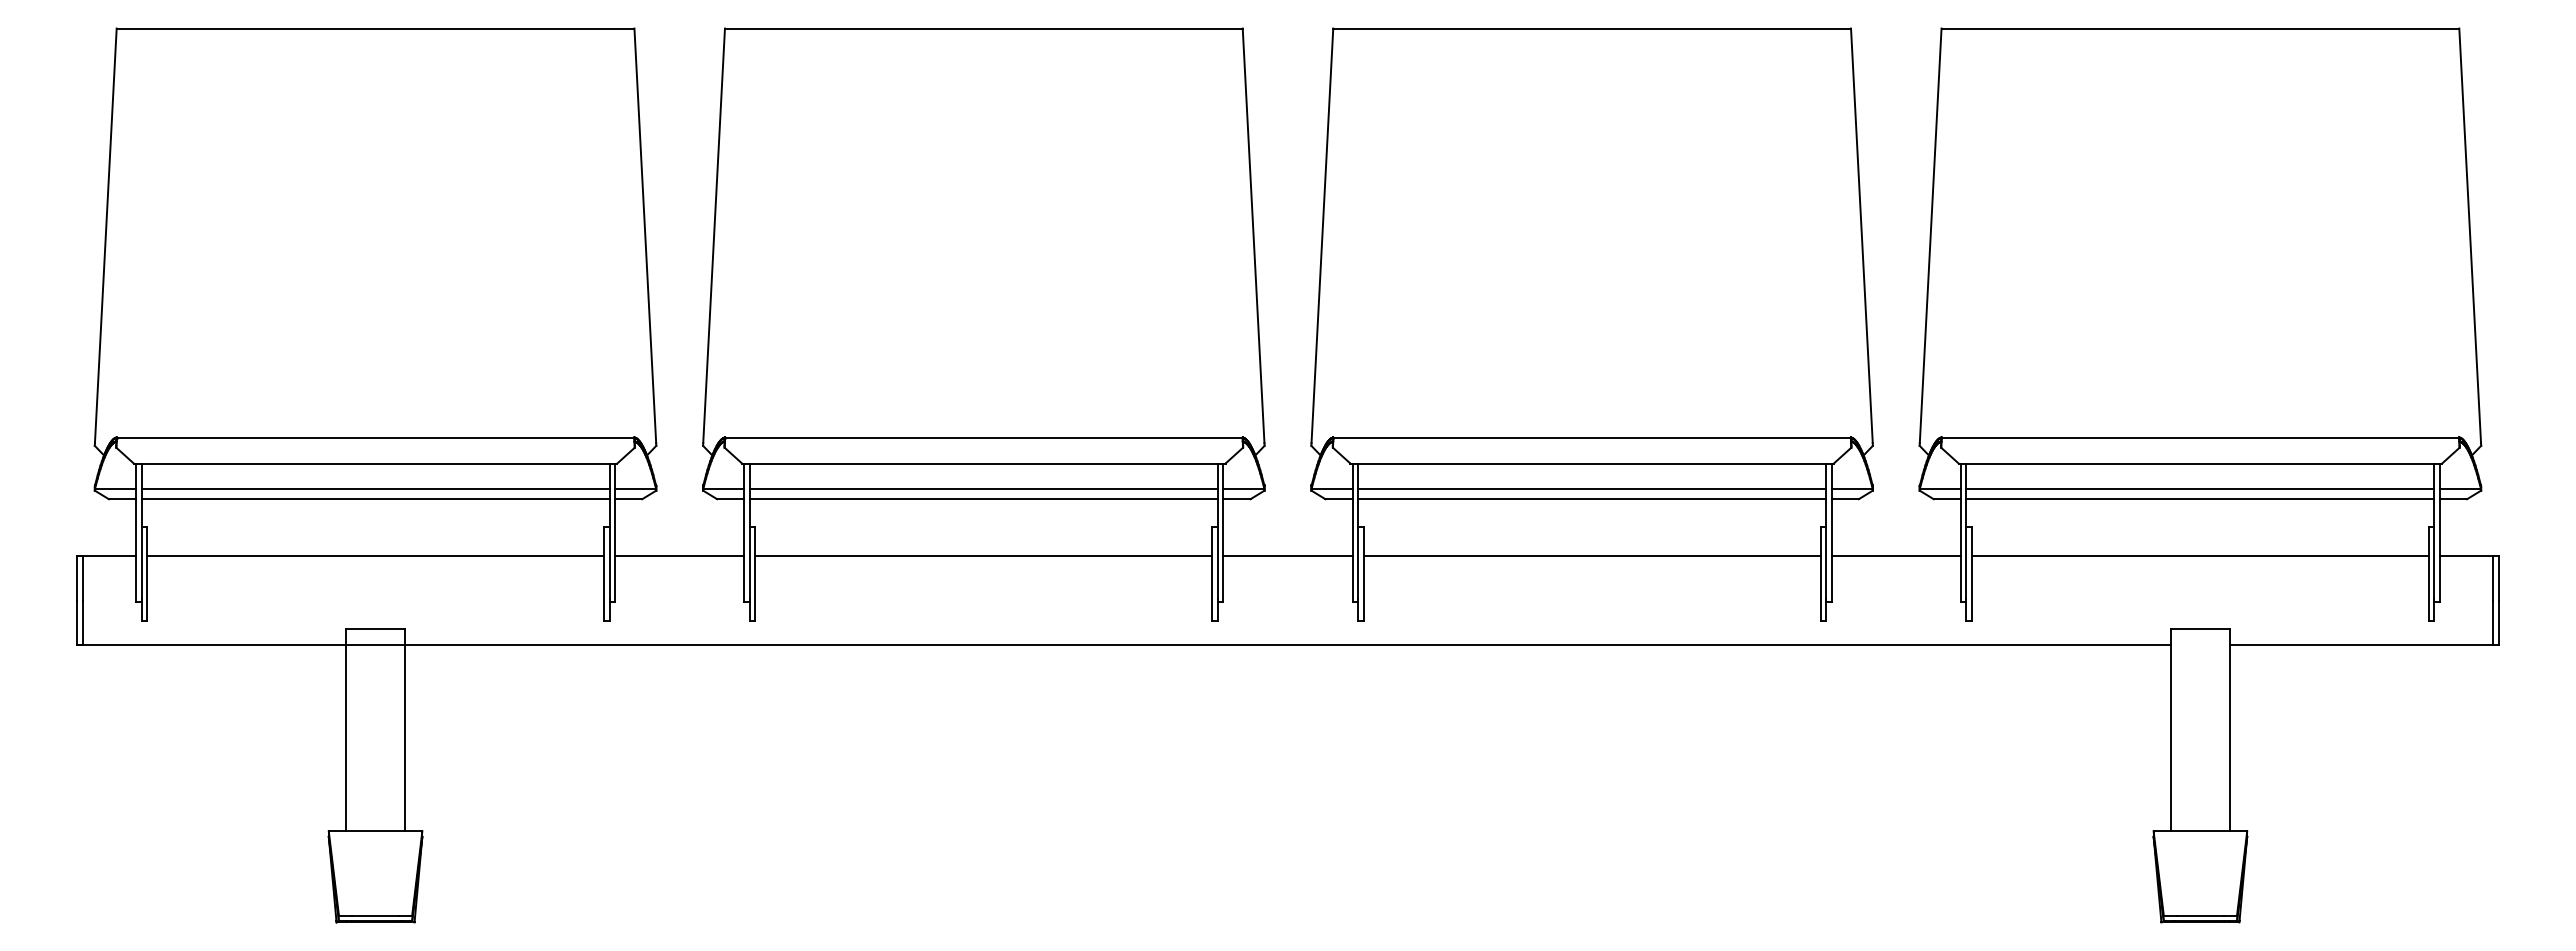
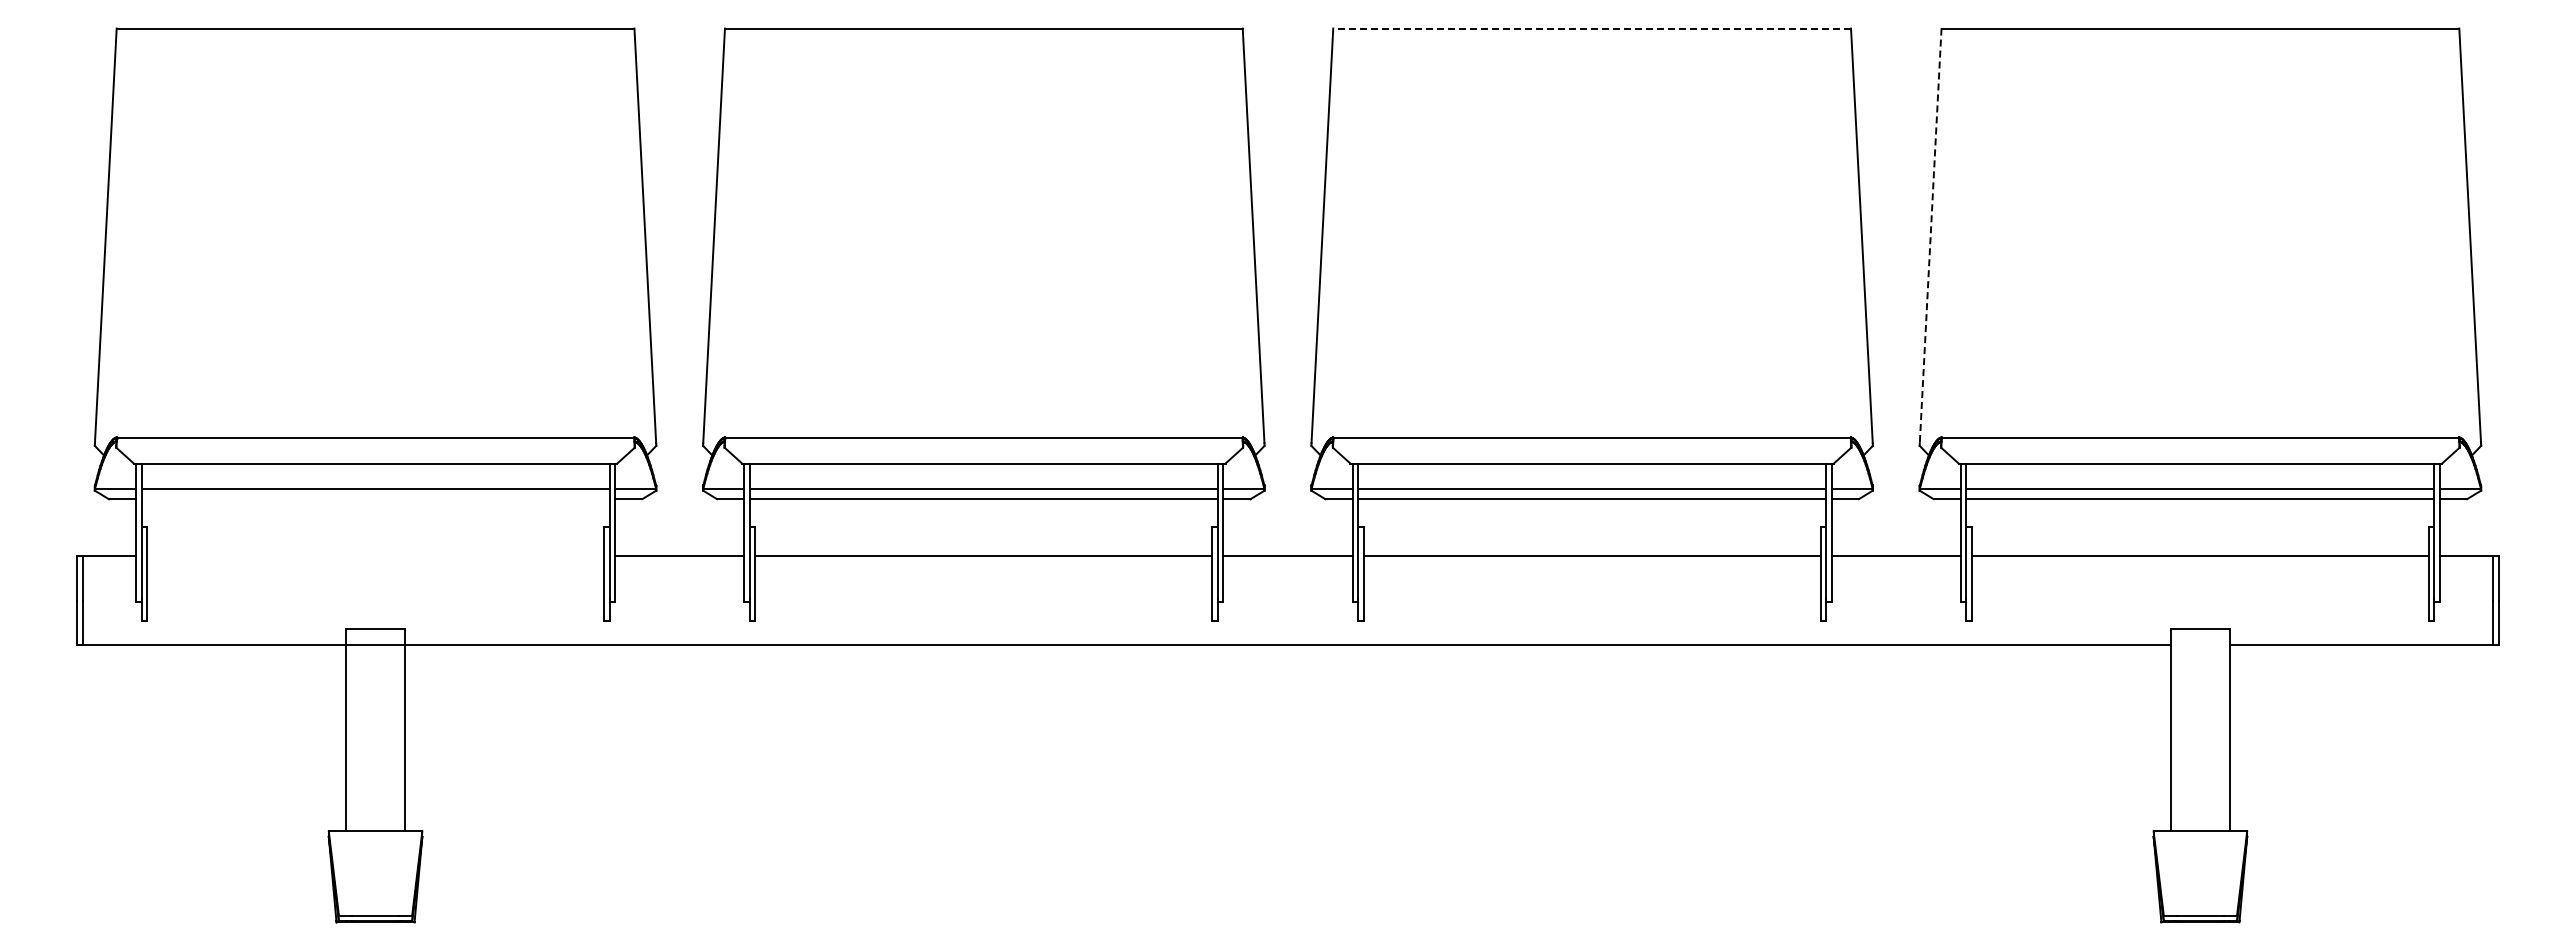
line: solid -> dashed (1592, 28)
line: solid -> dashed (1930, 235)
line: present -> none (375, 499)
line: present -> none (375, 556)
